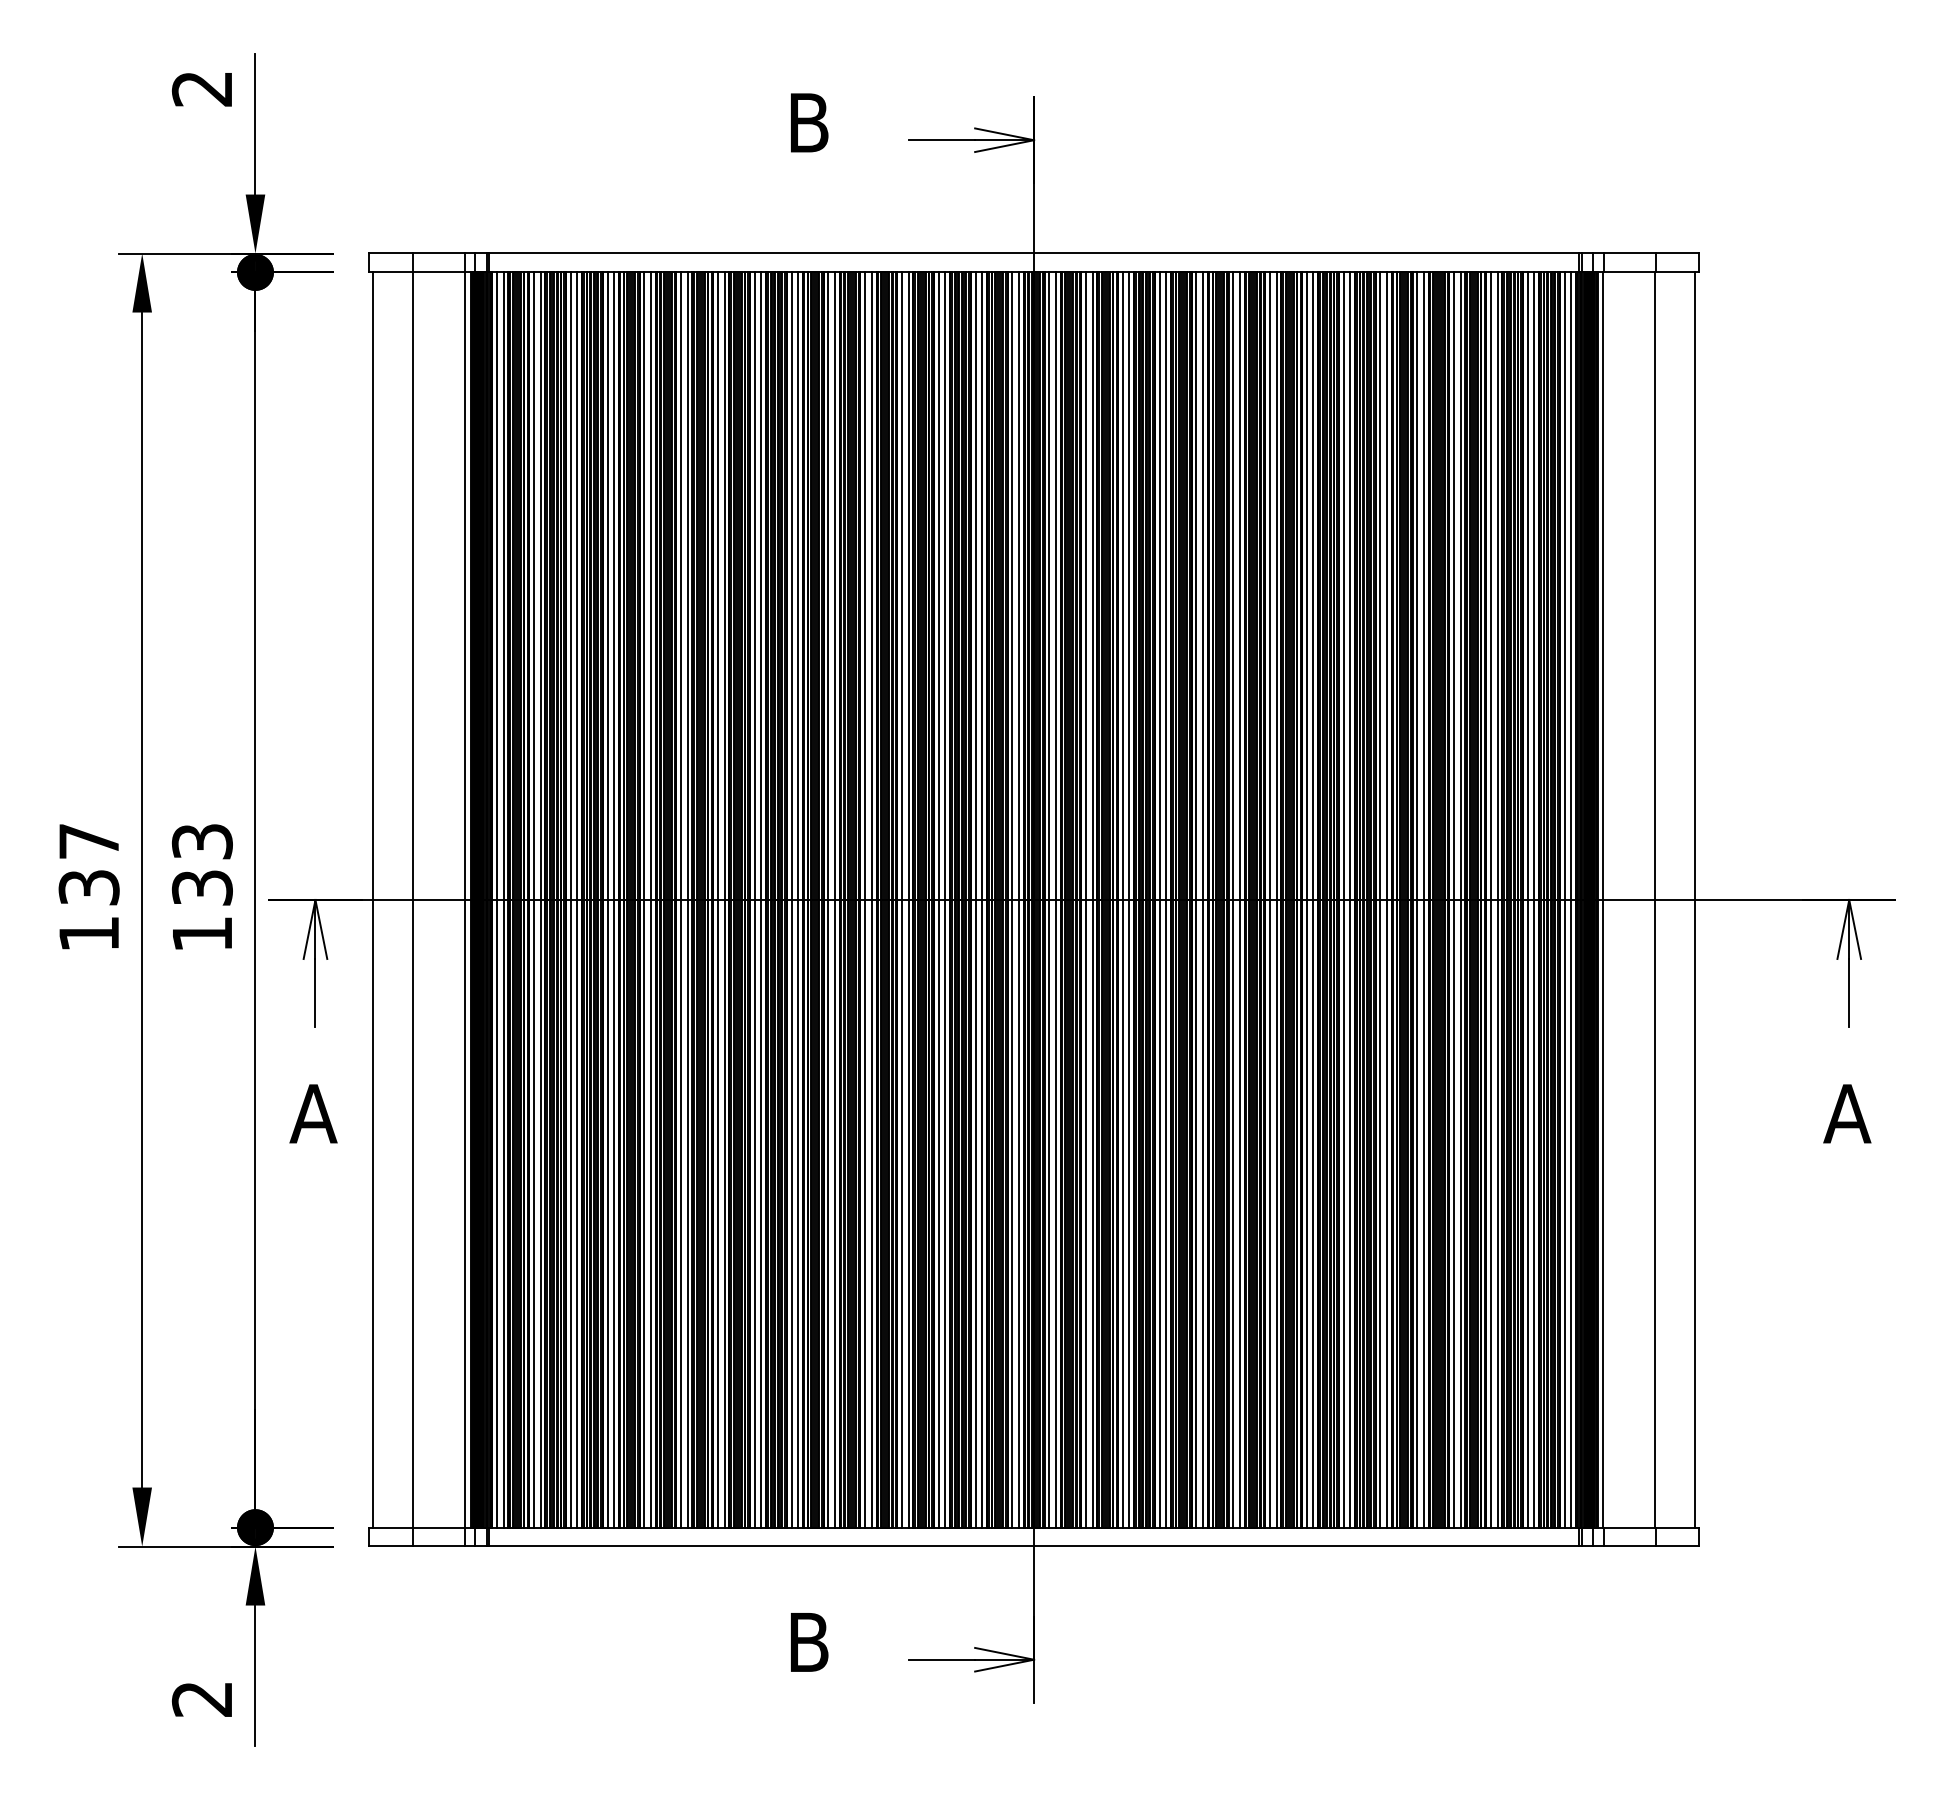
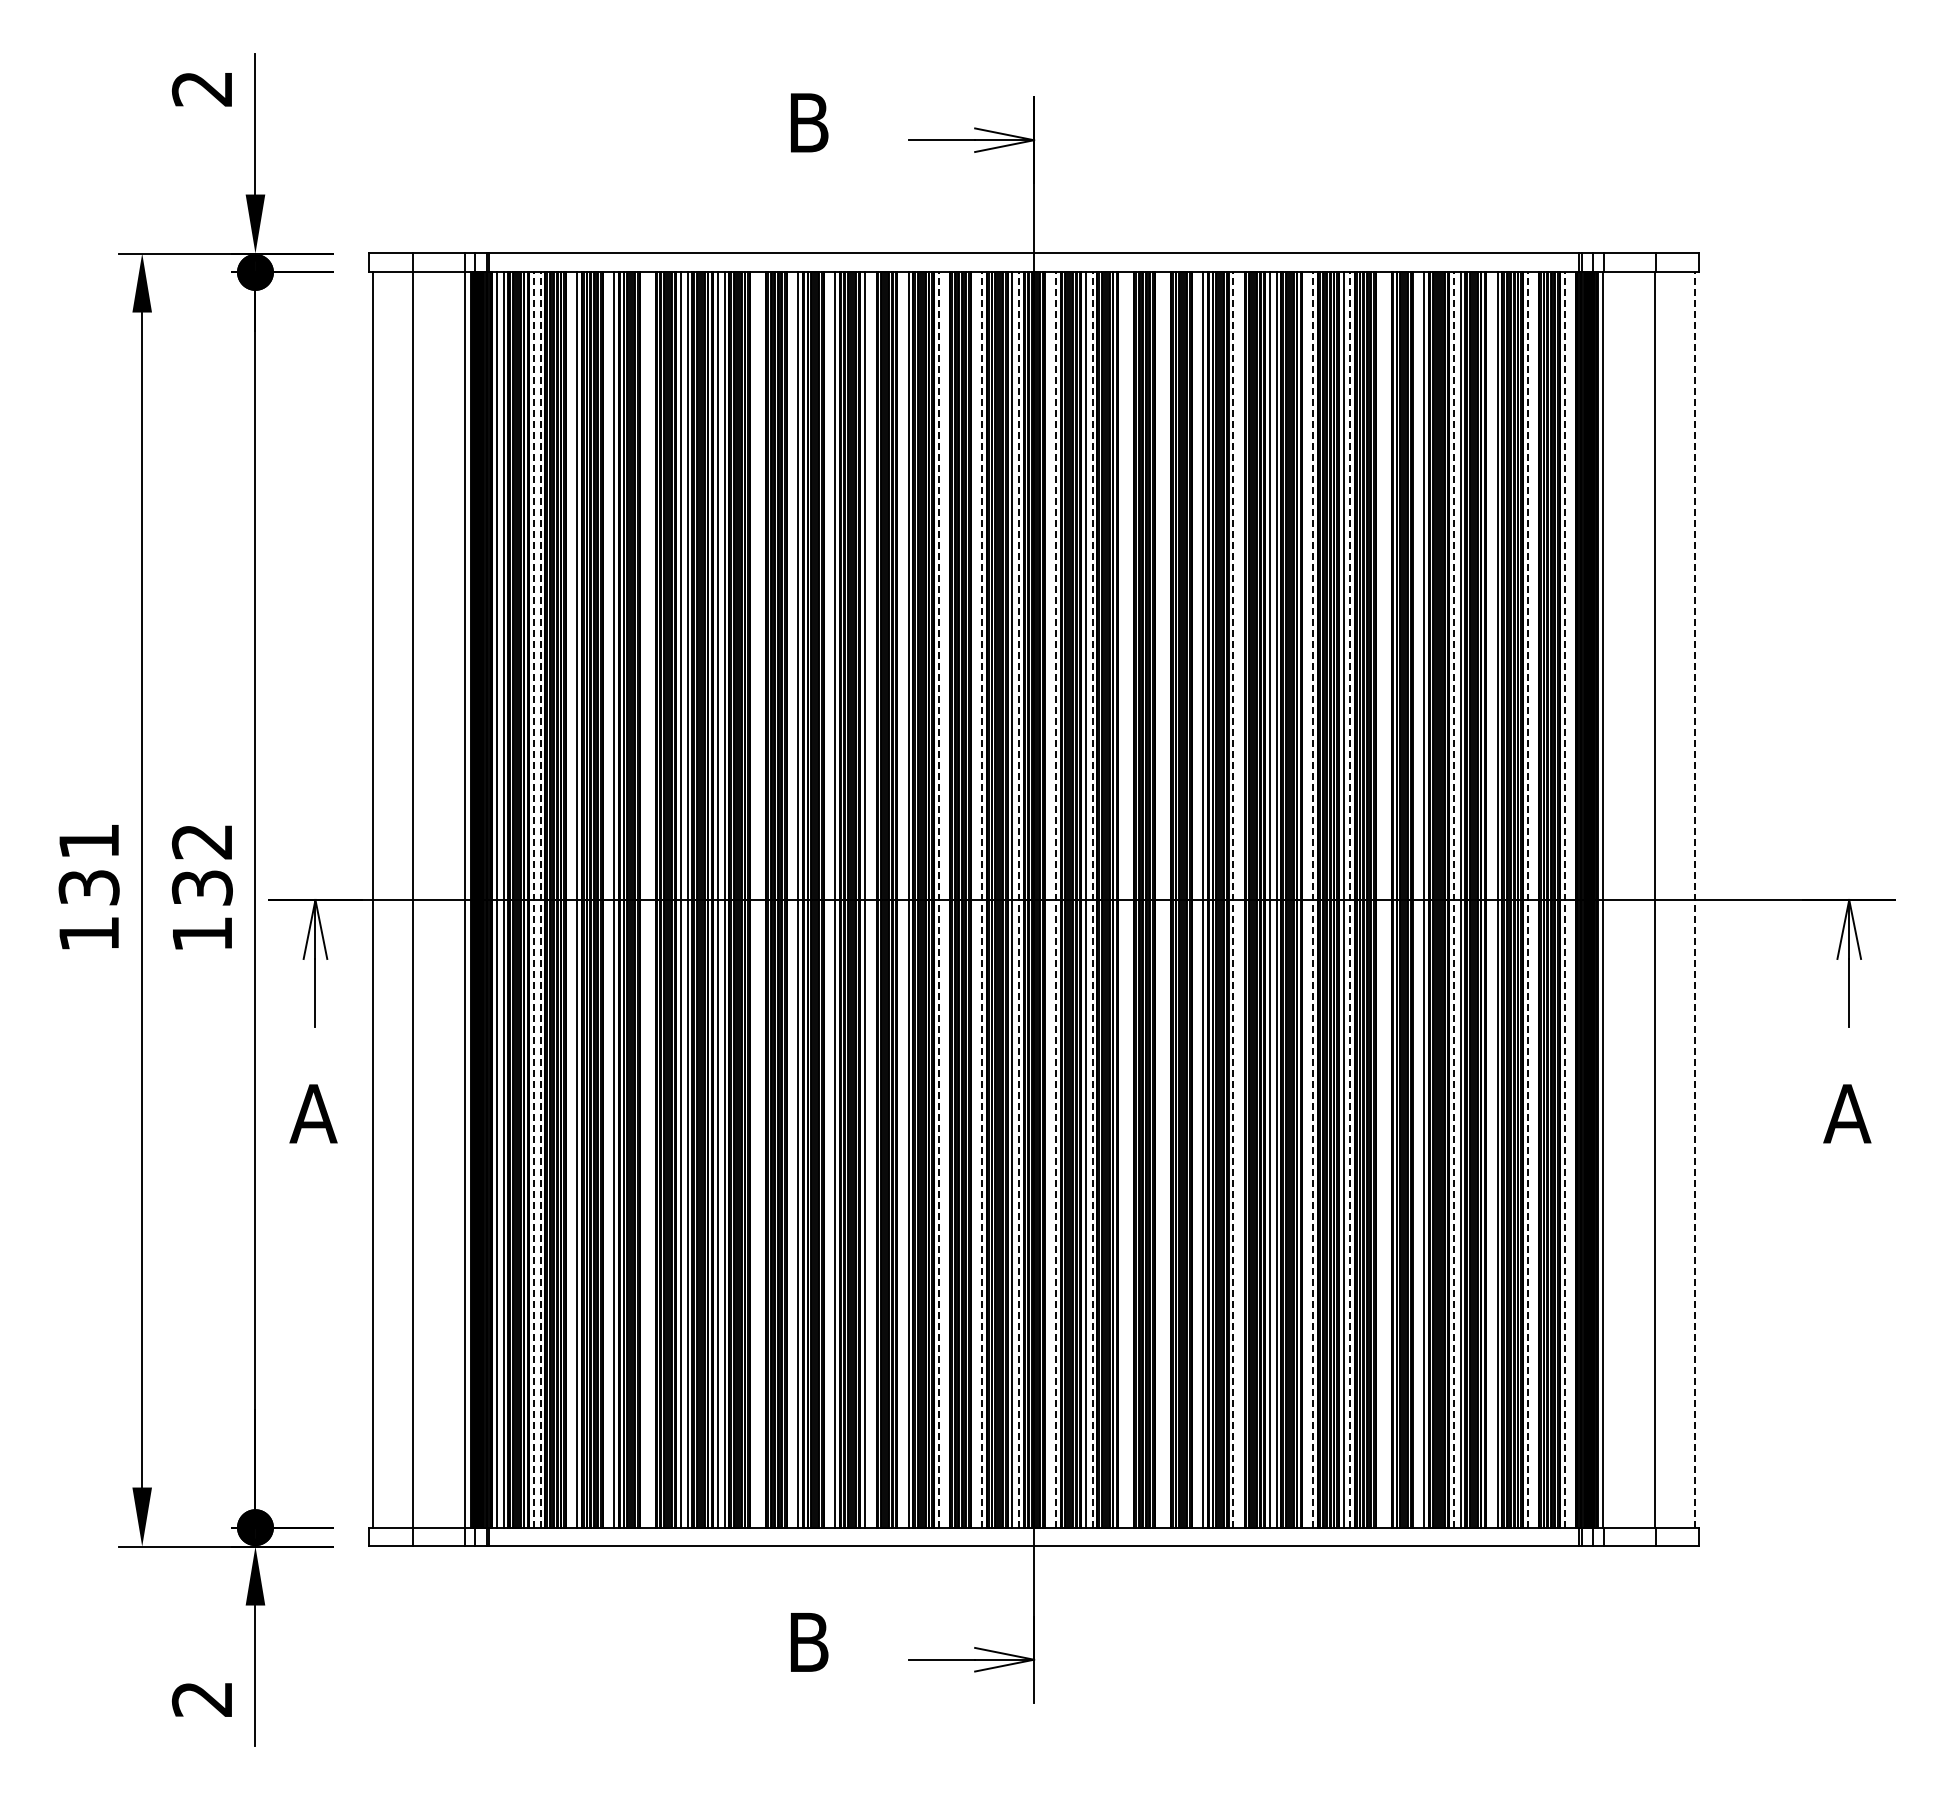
text: 137 -> 131 (88, 841)
text: 133 -> 132 (202, 841)
line: solid -> dashed (533, 899)
line: solid -> dashed (540, 899)
line: present -> none (570, 899)
line: present -> none (607, 899)
line: present -> none (644, 899)
line: present -> none (650, 899)
line: present -> none (754, 899)
line: present -> none (761, 899)
line: present -> none (791, 899)
line: present -> none (828, 899)
line: present -> none (871, 899)
line: present -> none (901, 899)
line: solid -> dashed (938, 899)
line: present -> none (945, 899)
line: present -> none (975, 899)
line: solid -> dashed (982, 899)
line: solid -> dashed (1019, 899)
line: present -> none (1049, 899)
line: solid -> dashed (1055, 899)
line: solid -> dashed (1092, 899)
line: present -> none (1122, 899)
line: present -> none (1129, 899)
line: present -> none (1159, 899)
line: present -> none (1166, 899)
line: present -> none (1196, 899)
line: solid -> dashed (1233, 899)
line: present -> none (1239, 899)
line: present -> none (1306, 899)
line: solid -> dashed (1313, 899)
line: solid -> dashed (1350, 899)
line: present -> none (1380, 899)
line: present -> none (1387, 899)
line: present -> none (1417, 899)
line: solid -> dashed (1454, 899)
line: present -> none (1490, 899)
line: solid -> dashed (1527, 899)
line: present -> none (1534, 899)
line: solid -> dashed (1564, 899)
line: present -> none (1571, 899)
line: solid -> dashed (1694, 899)
